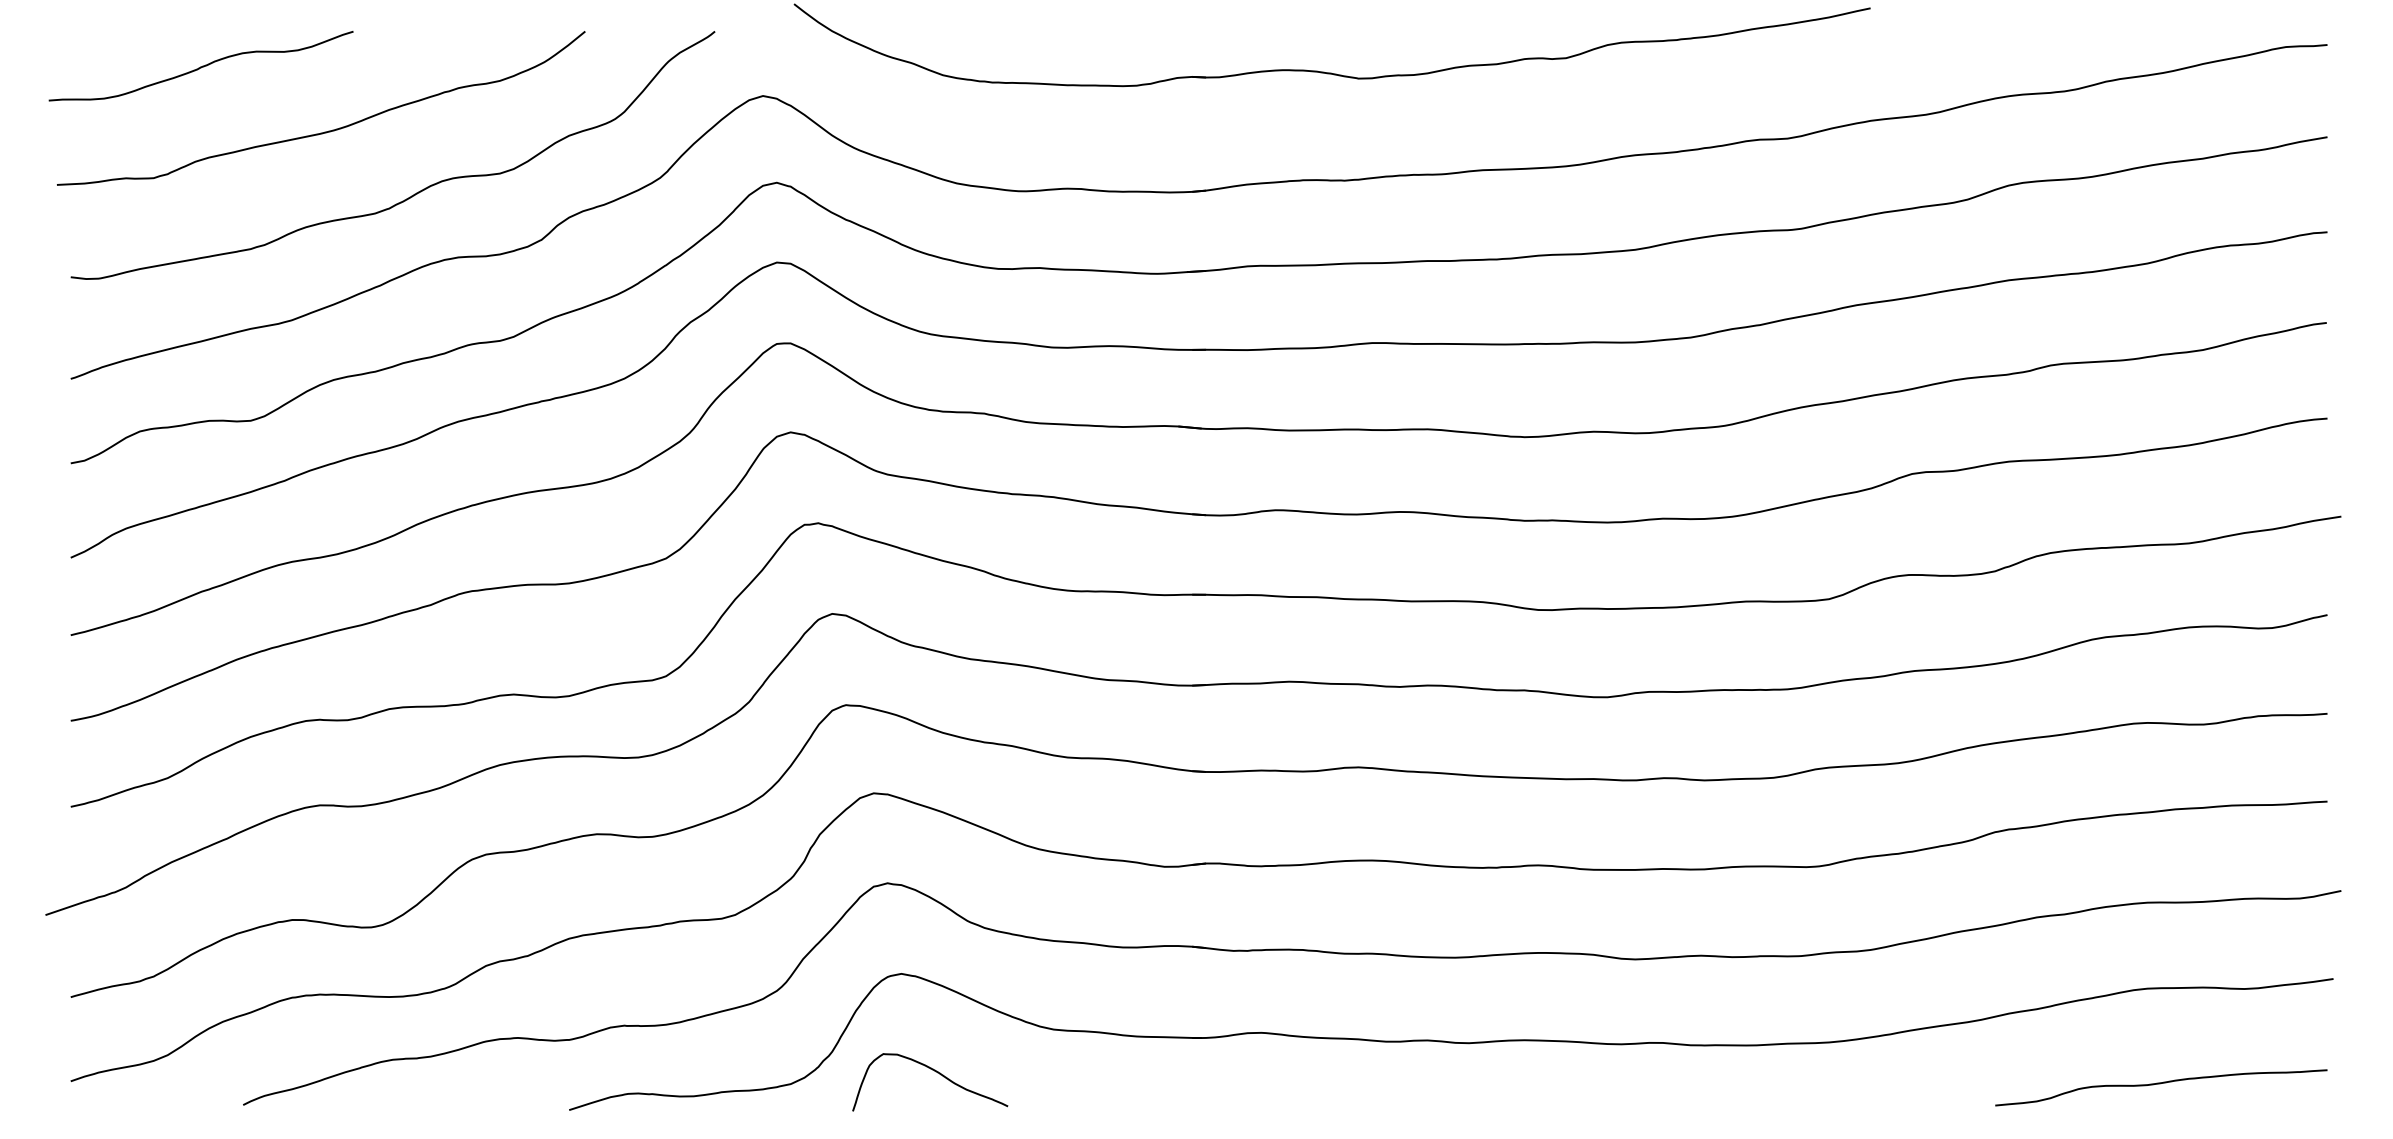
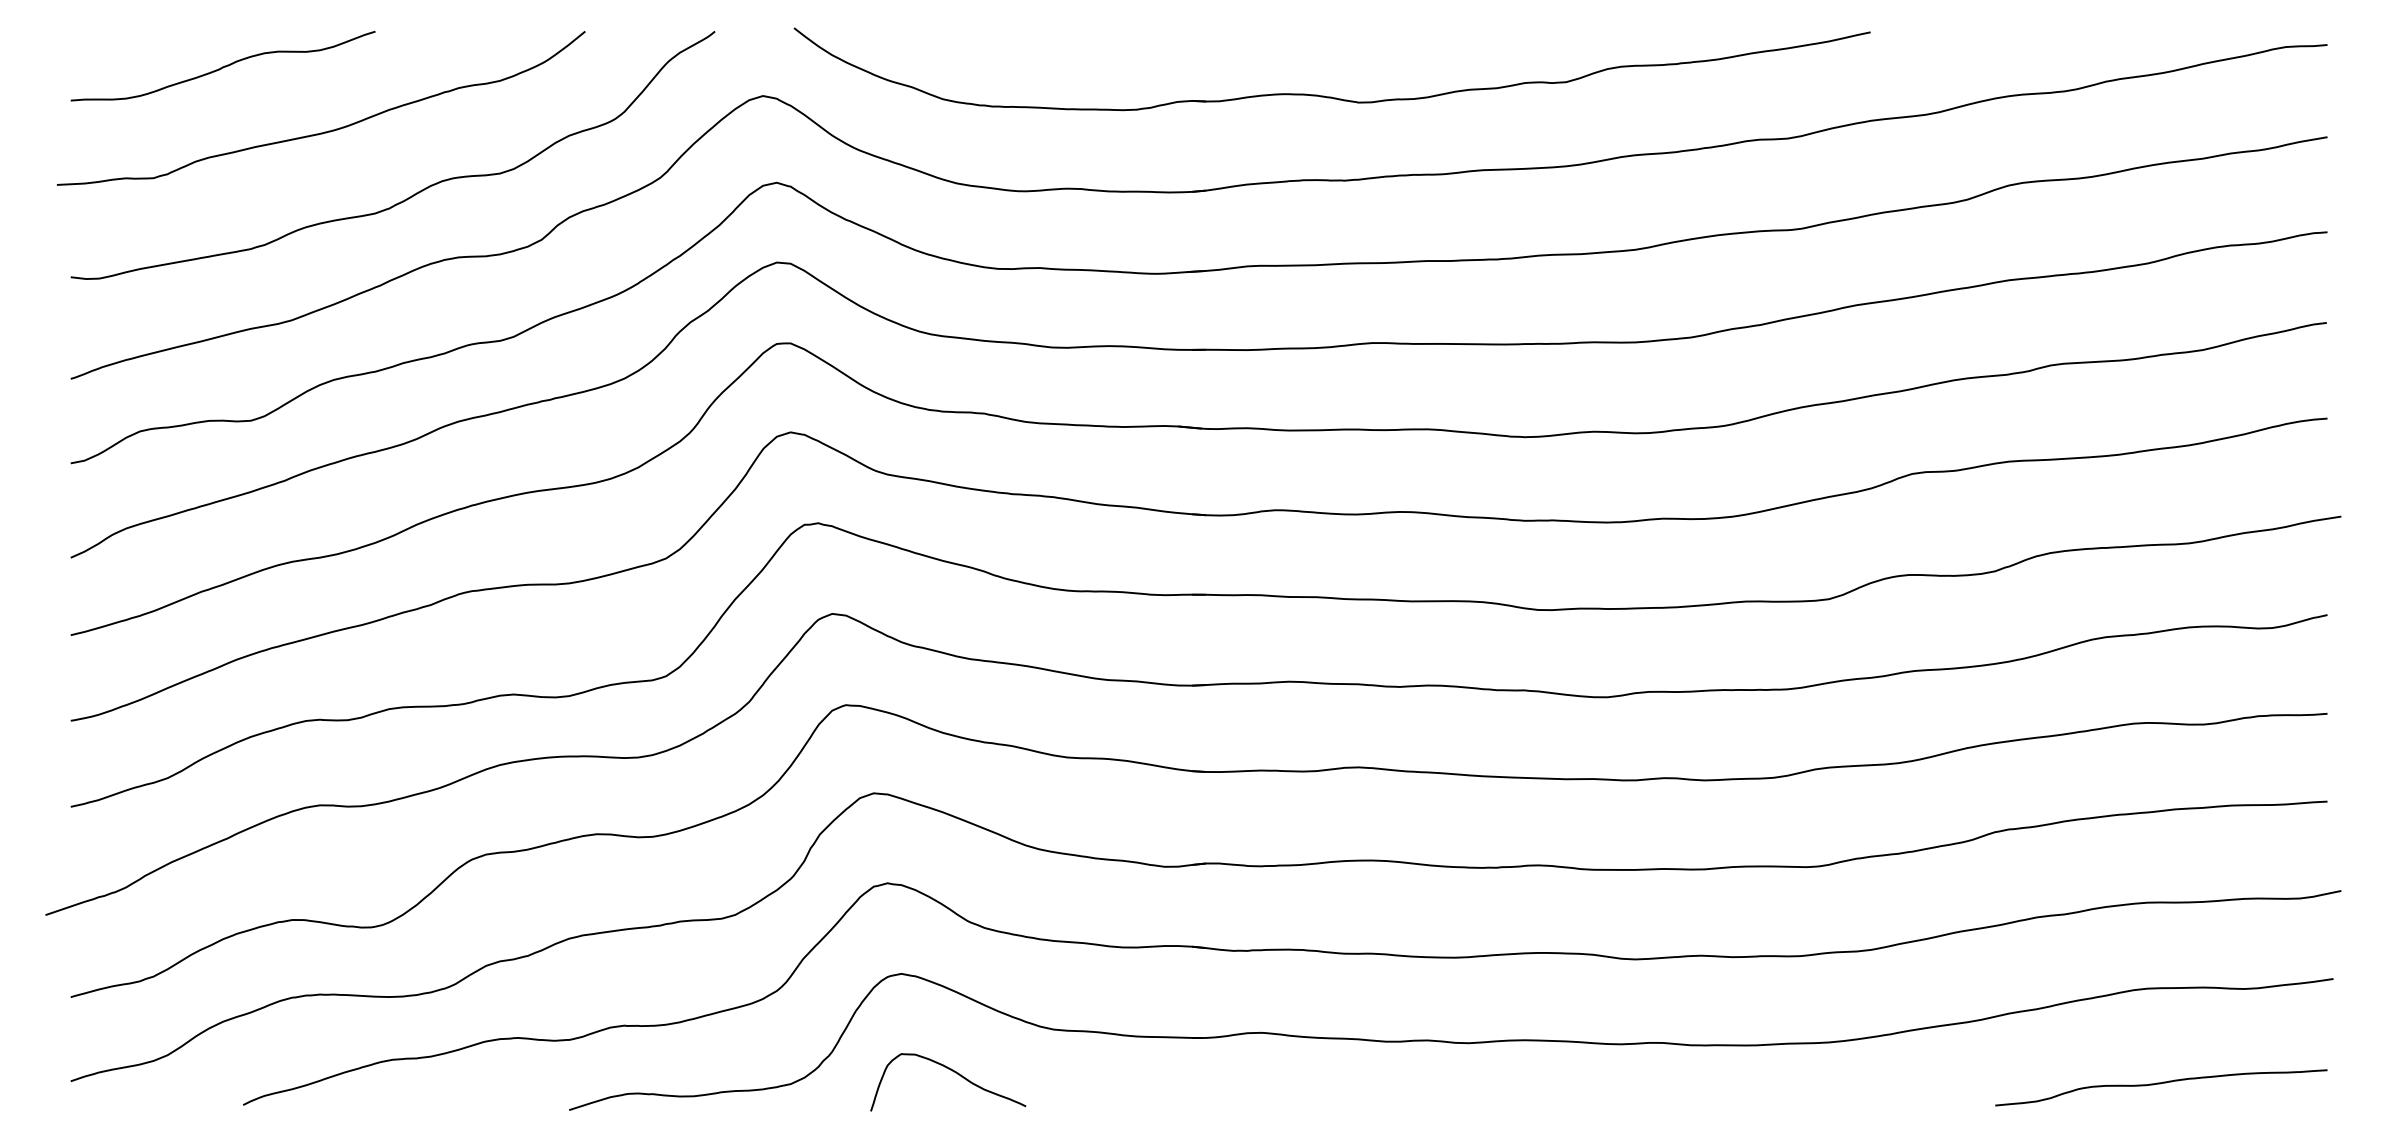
curve position: (200, 66) -> (222, 66) (222, 66)
part position: (1324, 71) -> (1324, 95) (1324, 95)
curve position: (937, 1073) -> (955, 1073) (955, 1073)
